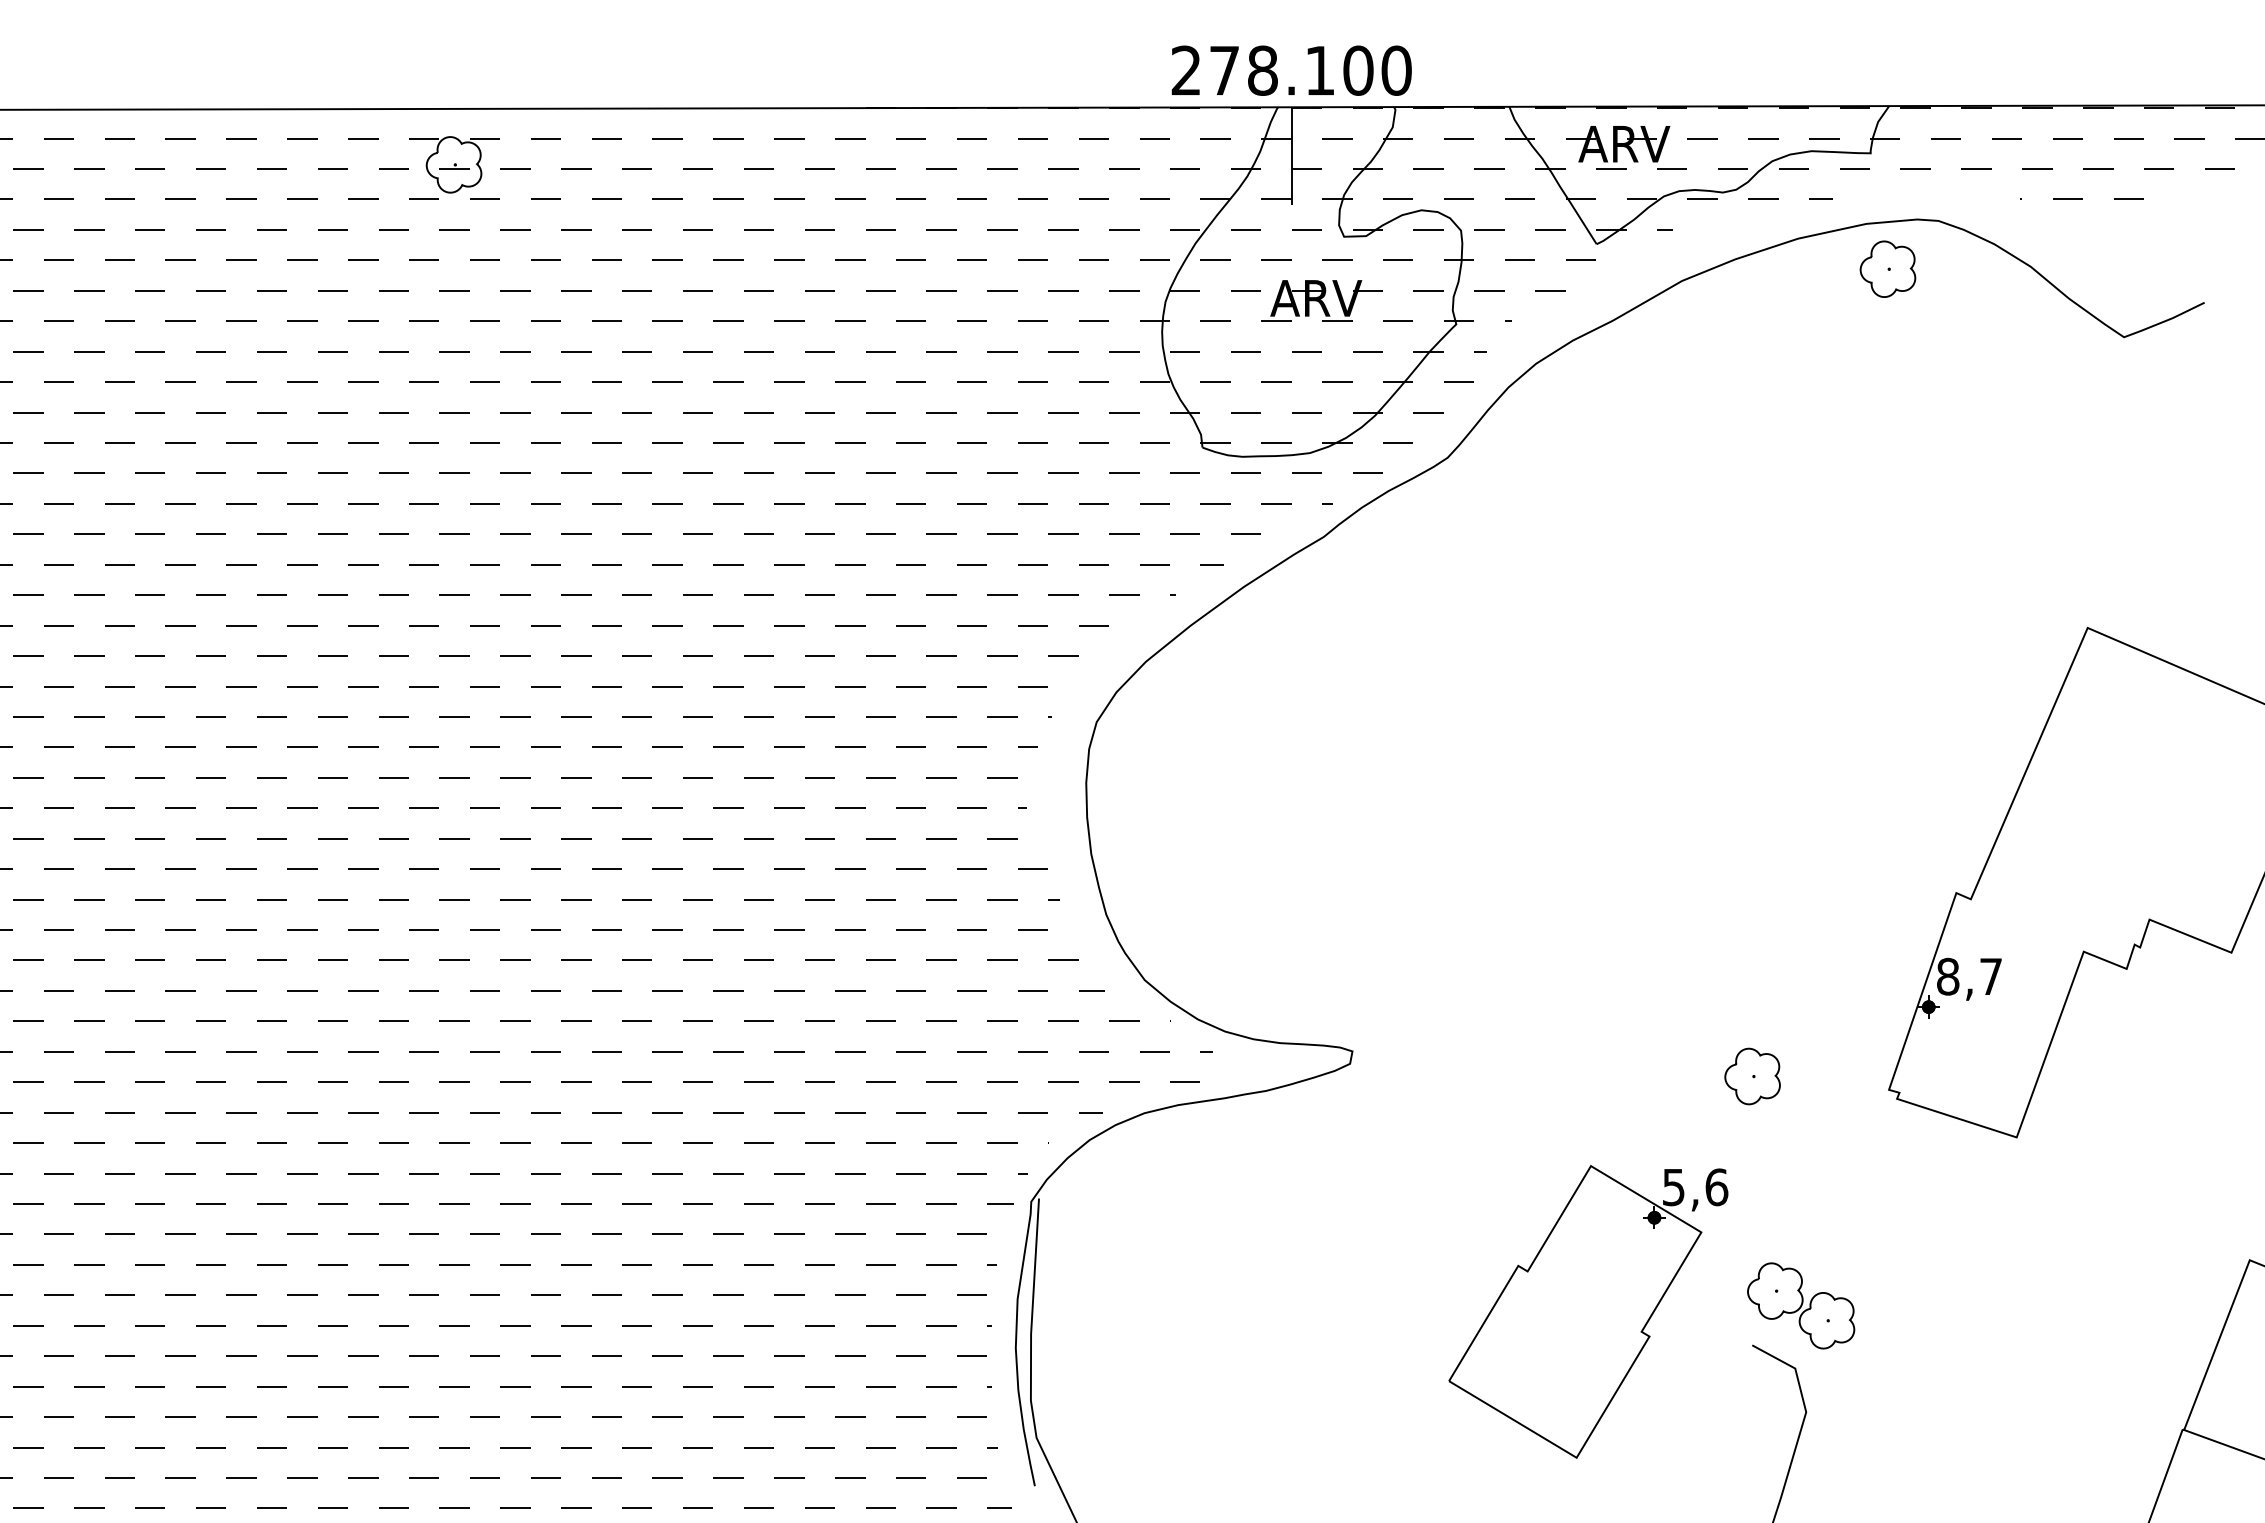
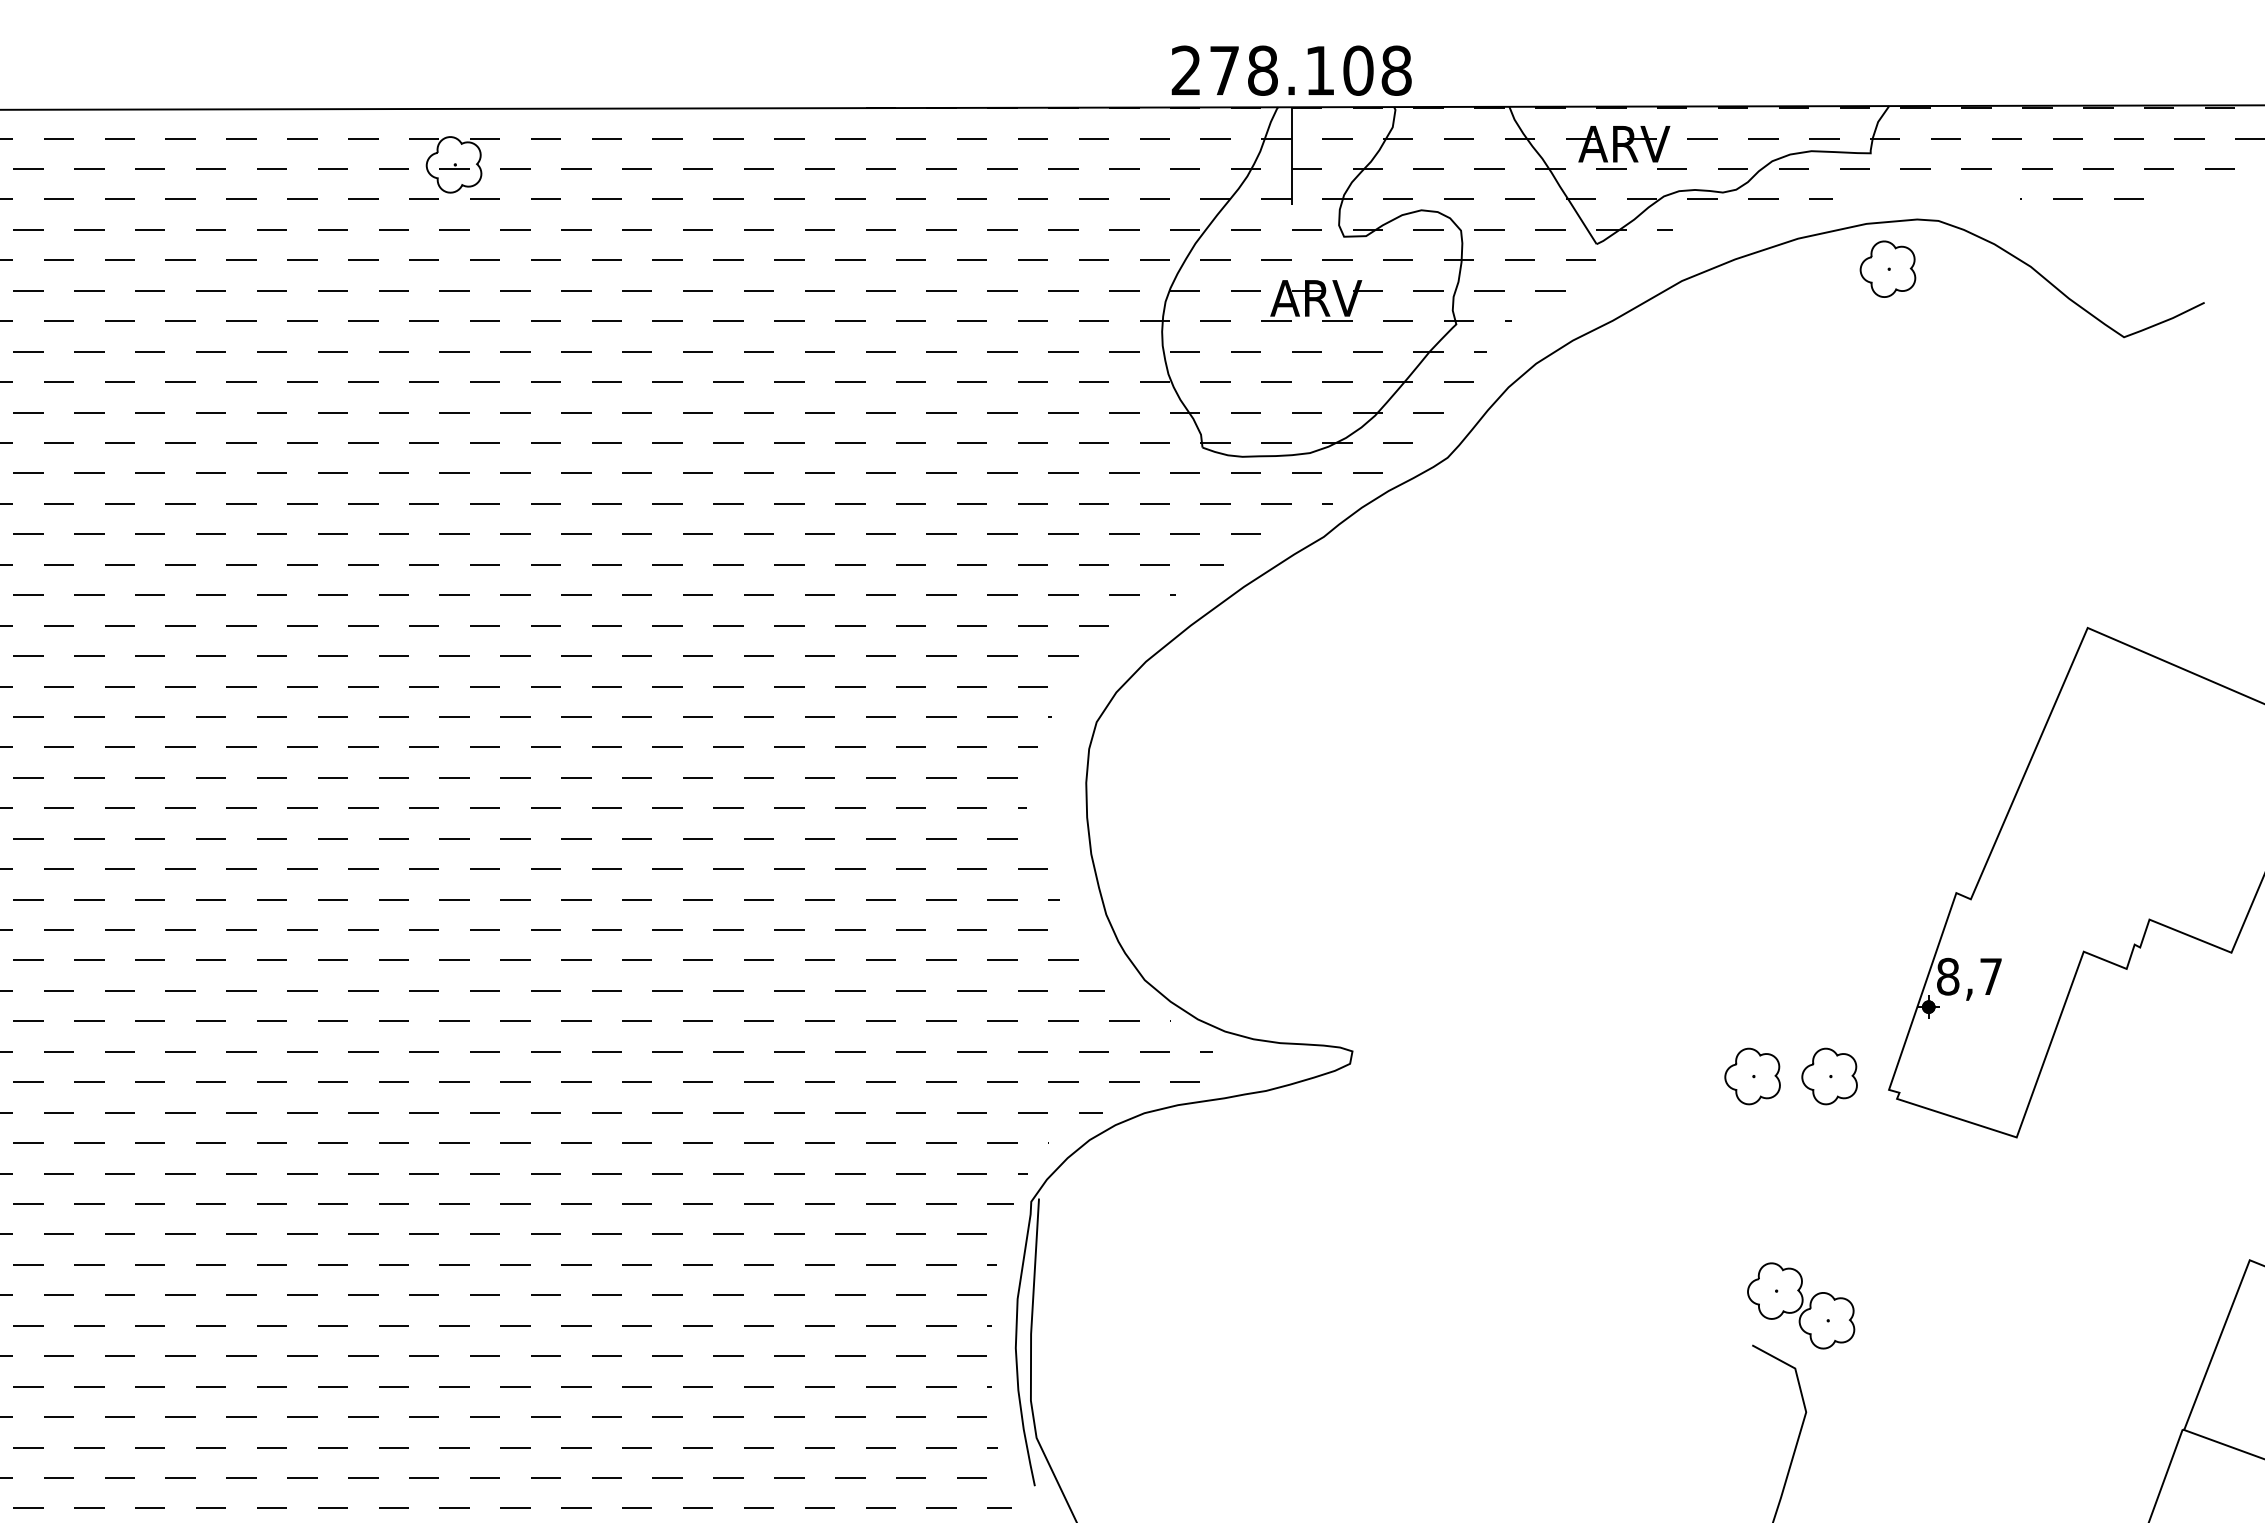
text: 278.100 -> 278.108 (1396, 70)
part: none -> present (1829, 1076)
part: present -> none (1588, 1311)
